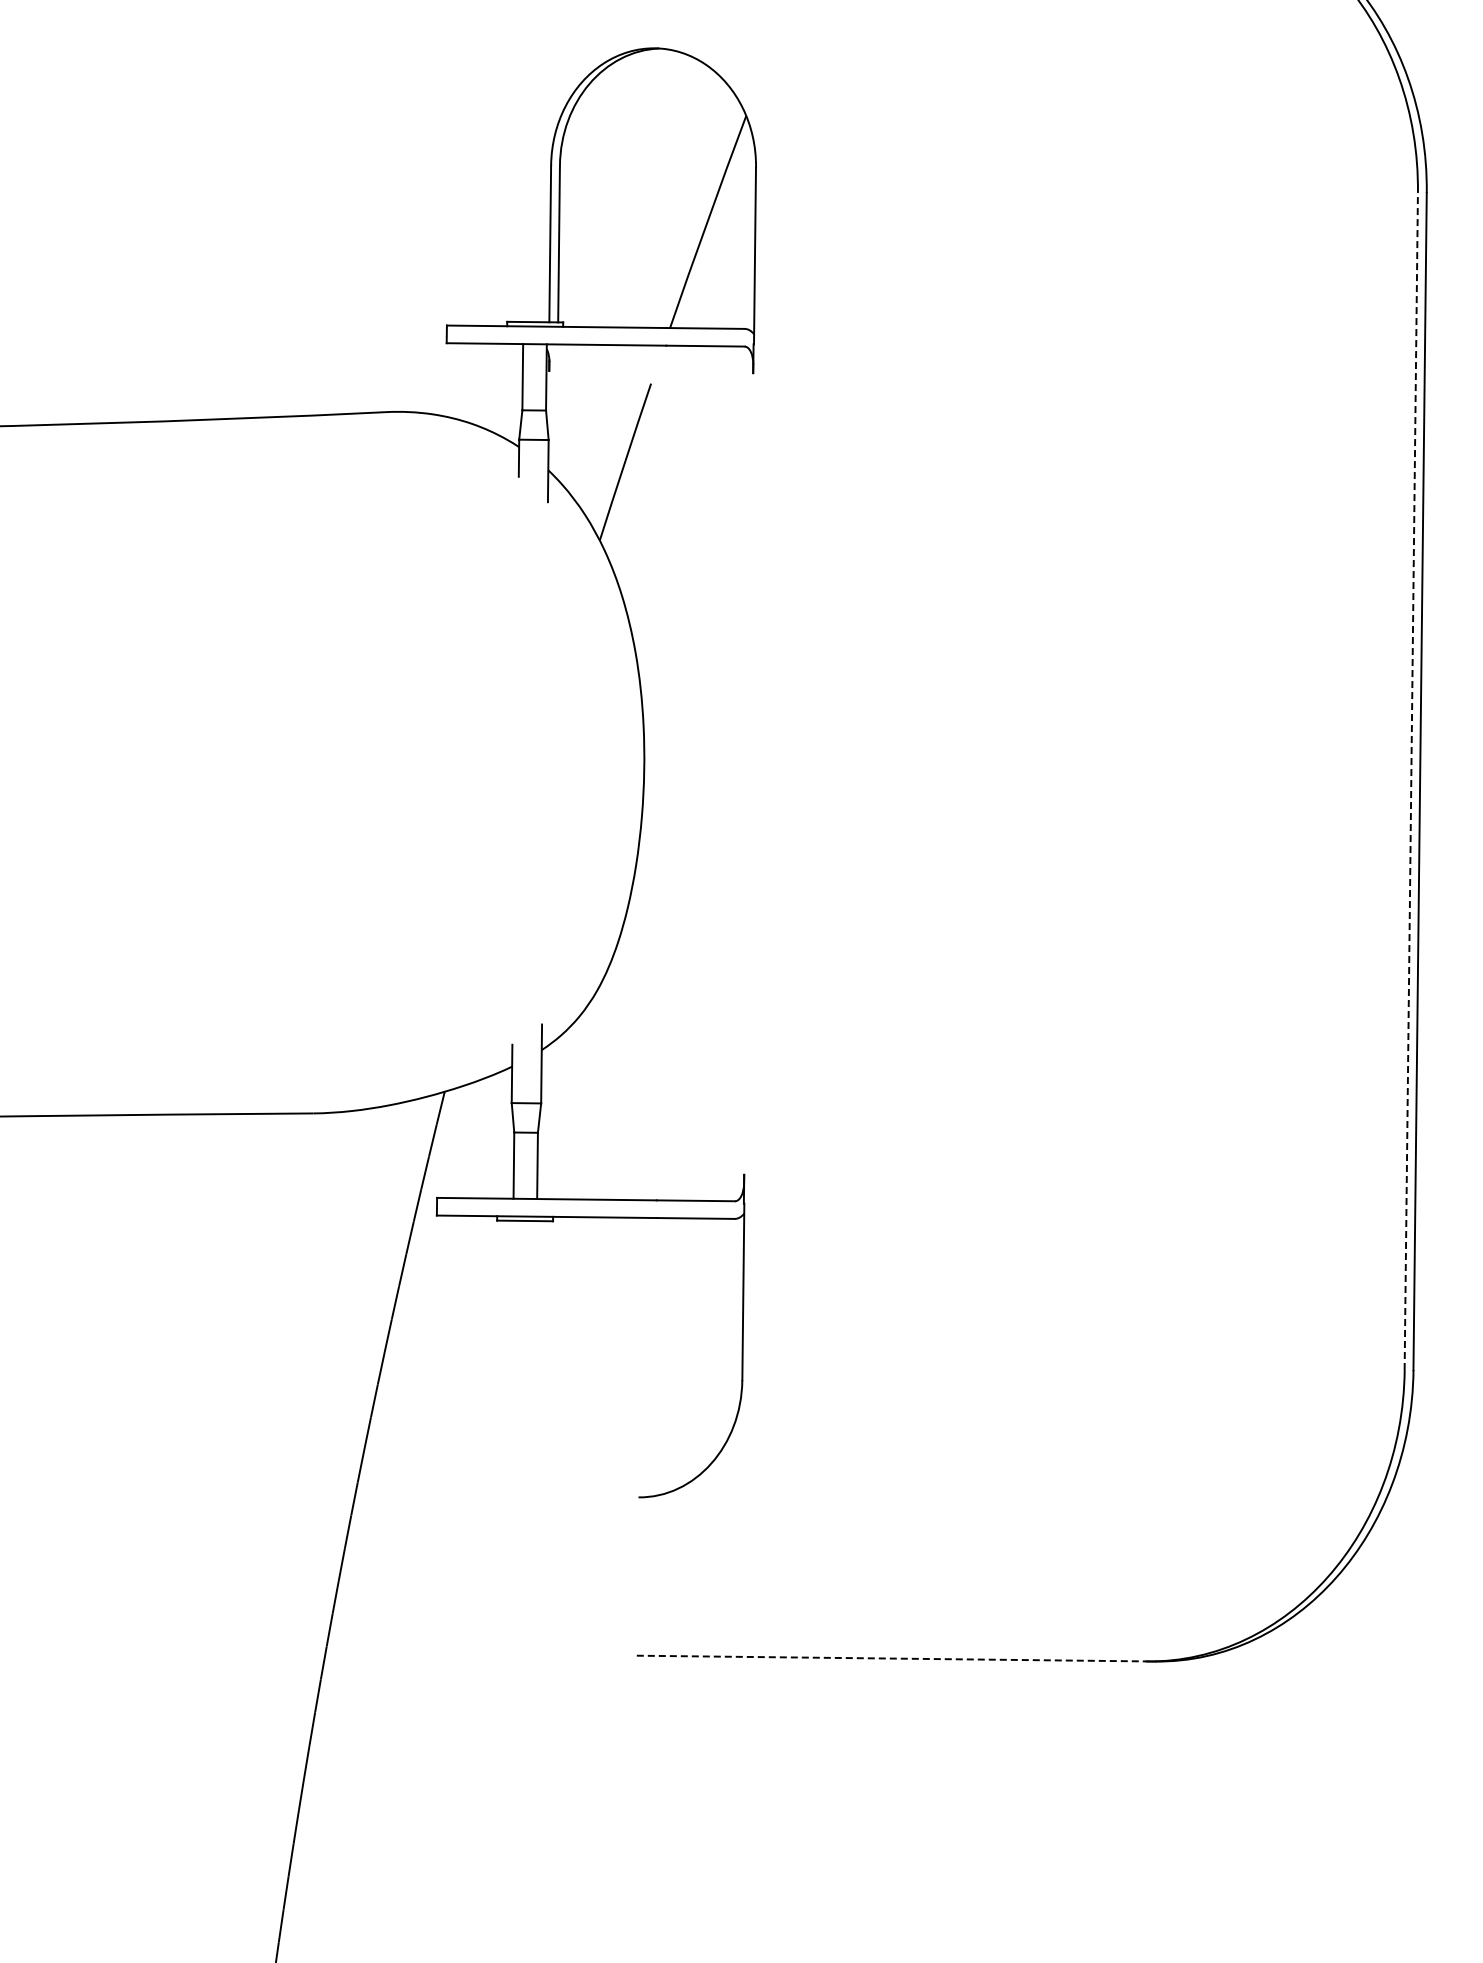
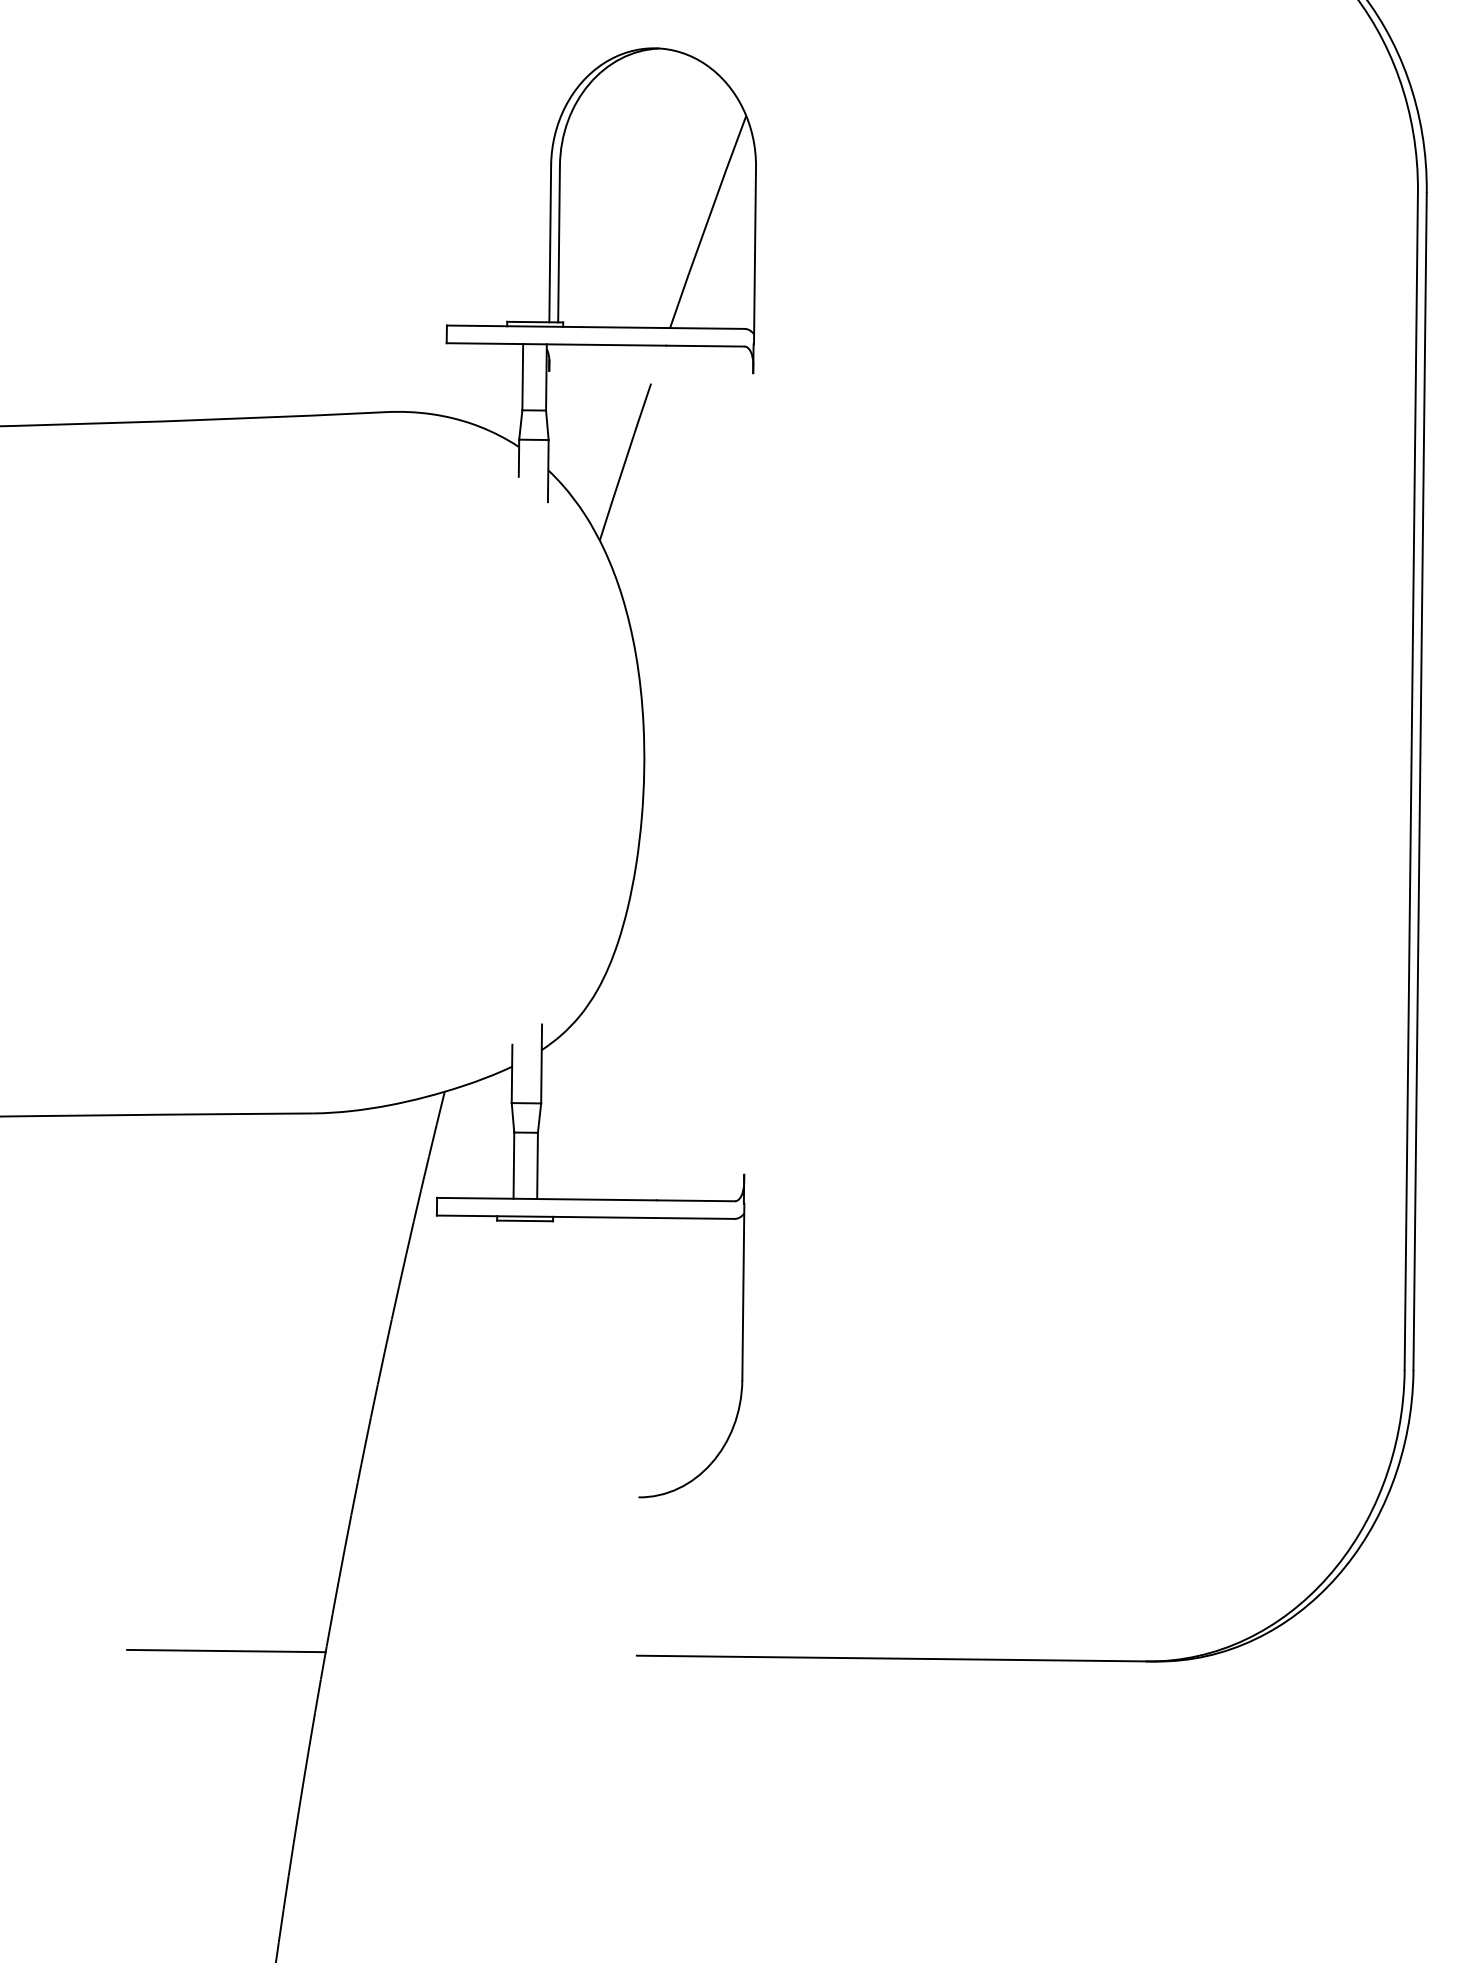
line: dashed -> solid (1411, 781)
line: none -> present (226, 1650)
line: dashed -> solid (891, 1658)
